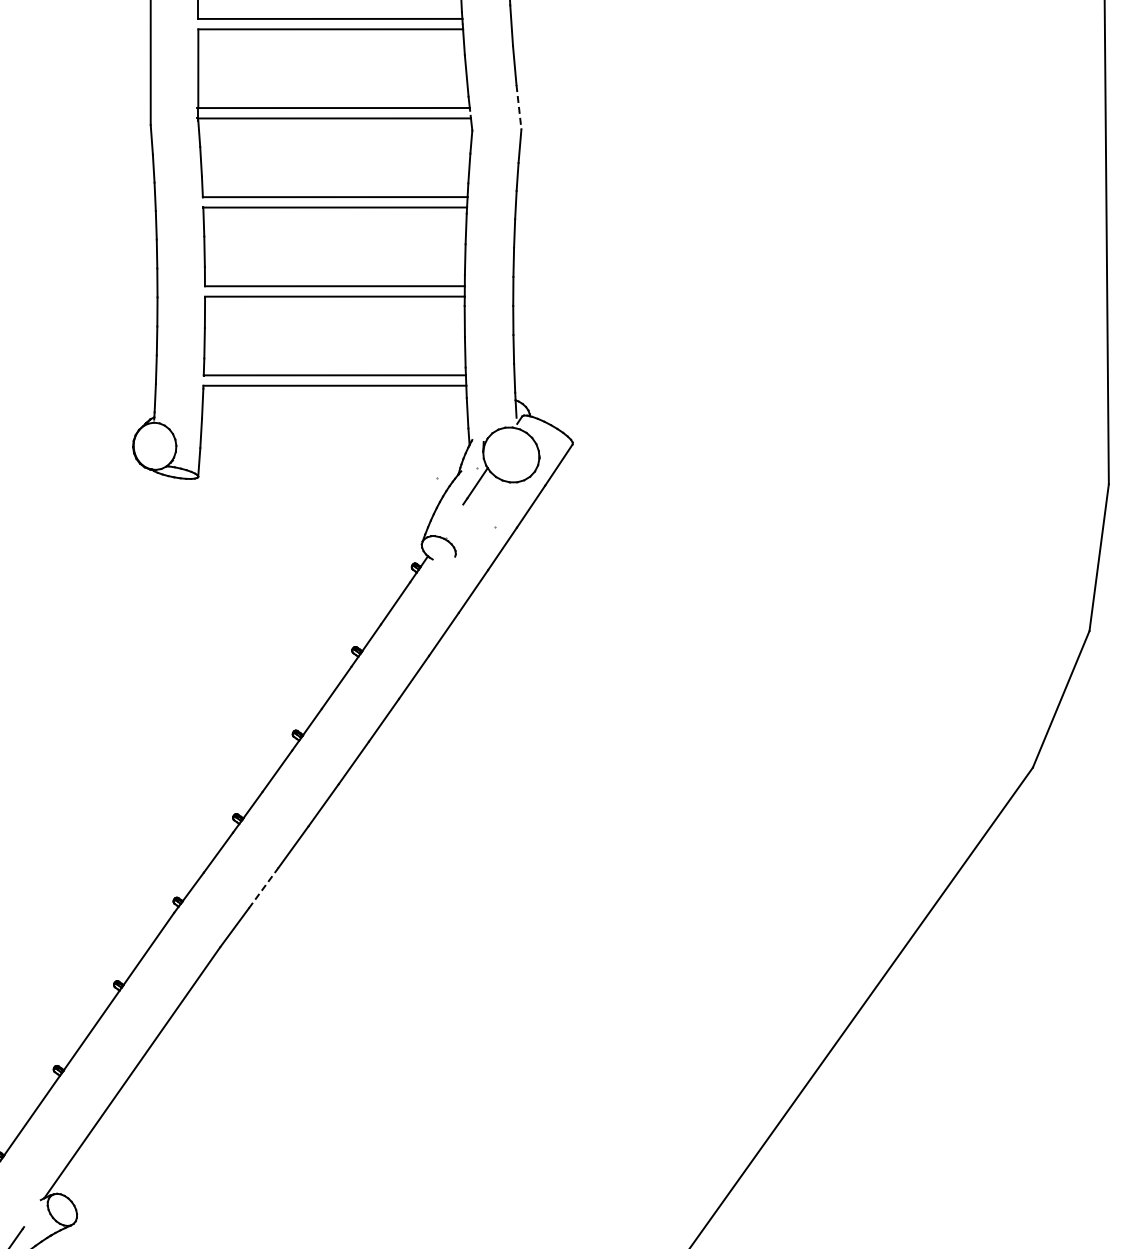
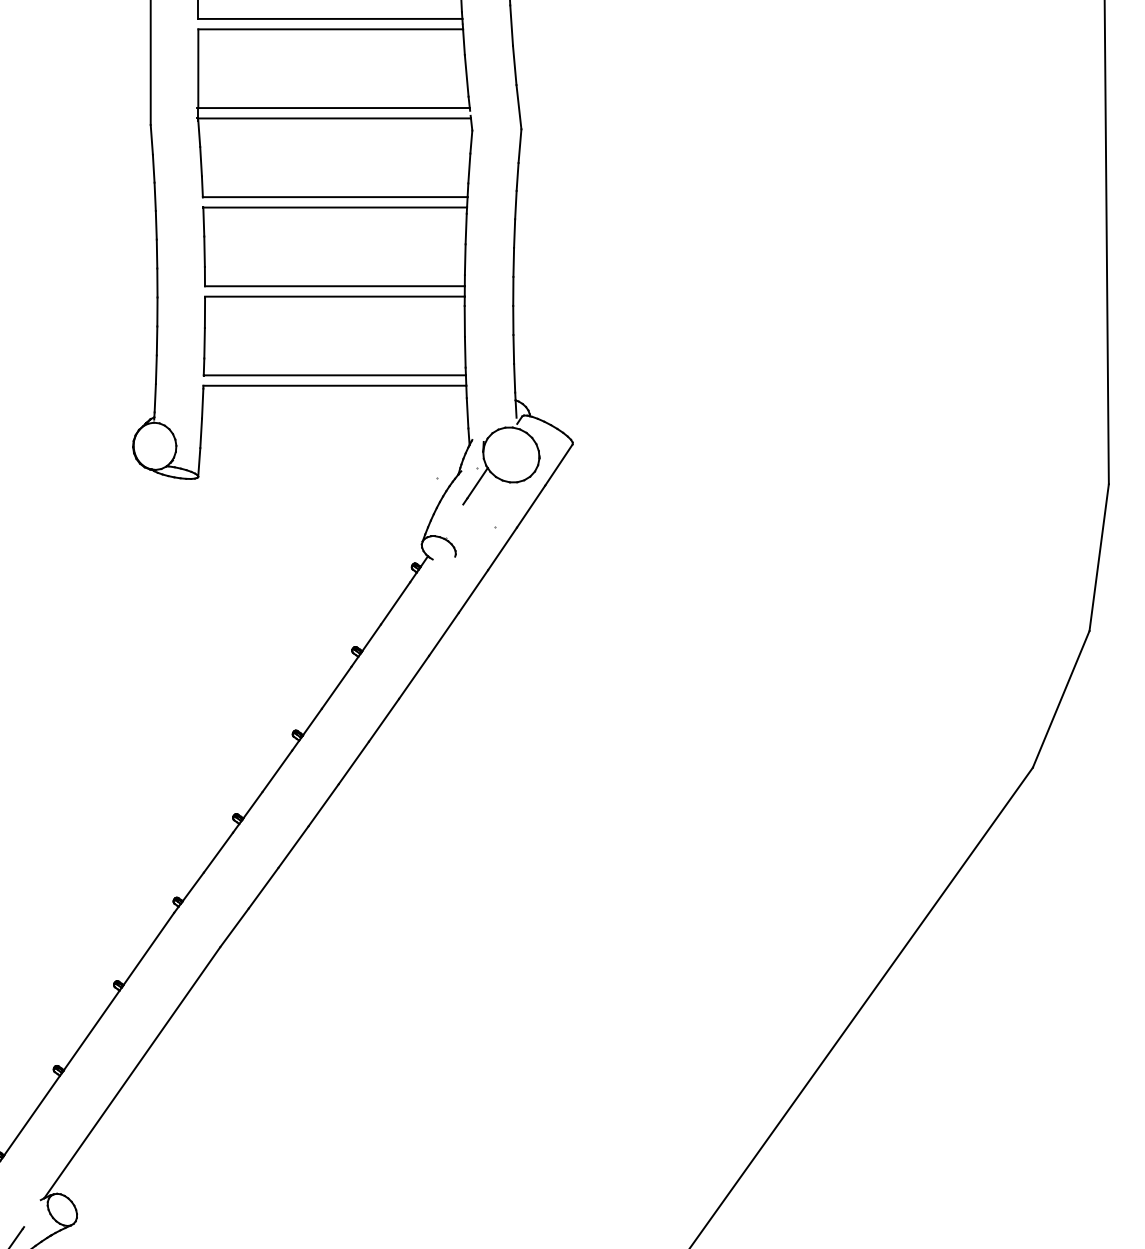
line: dashed -> solid (519, 107)
line: dashed -> solid (263, 887)
